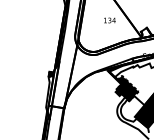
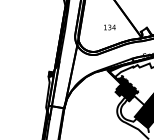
text position: (109, 20) -> (109, 27) (109, 27)
